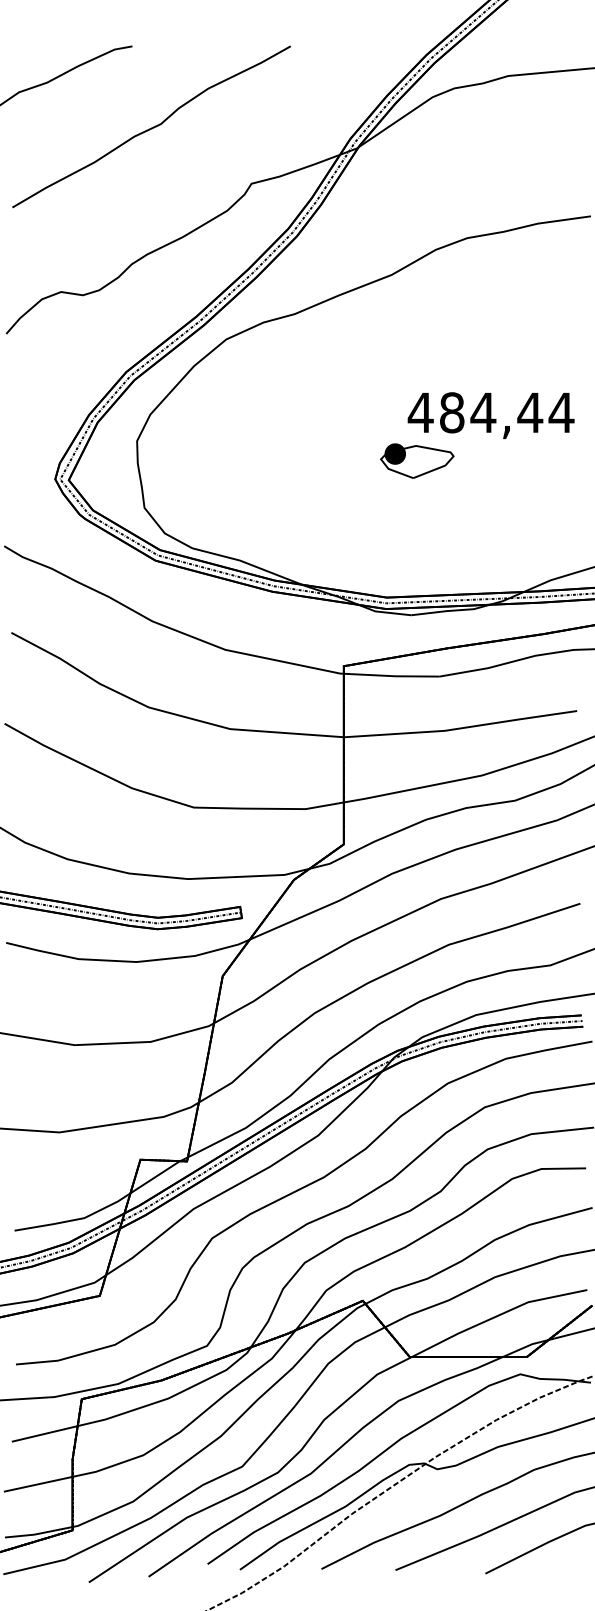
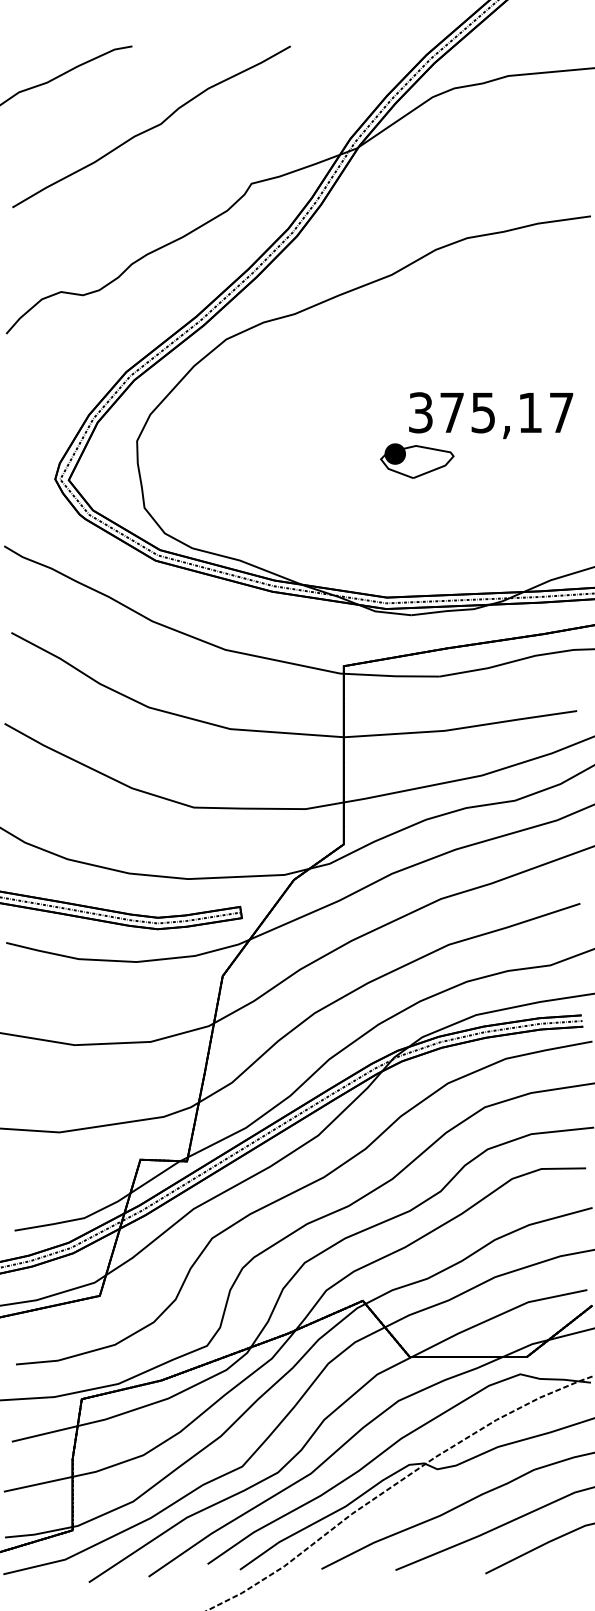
text: 484,44 -> 375,17 (490, 412)
